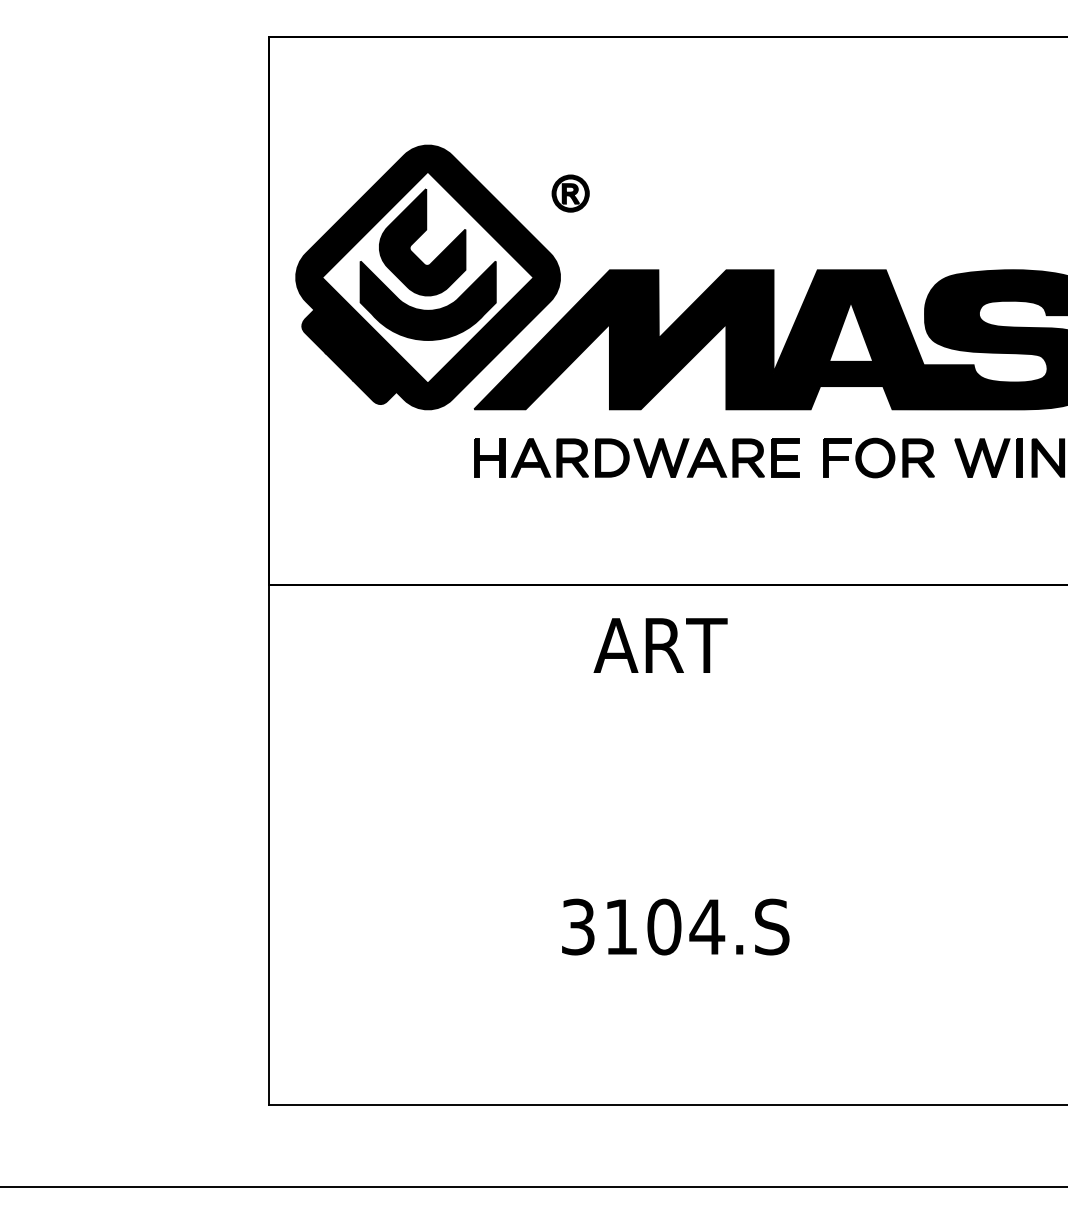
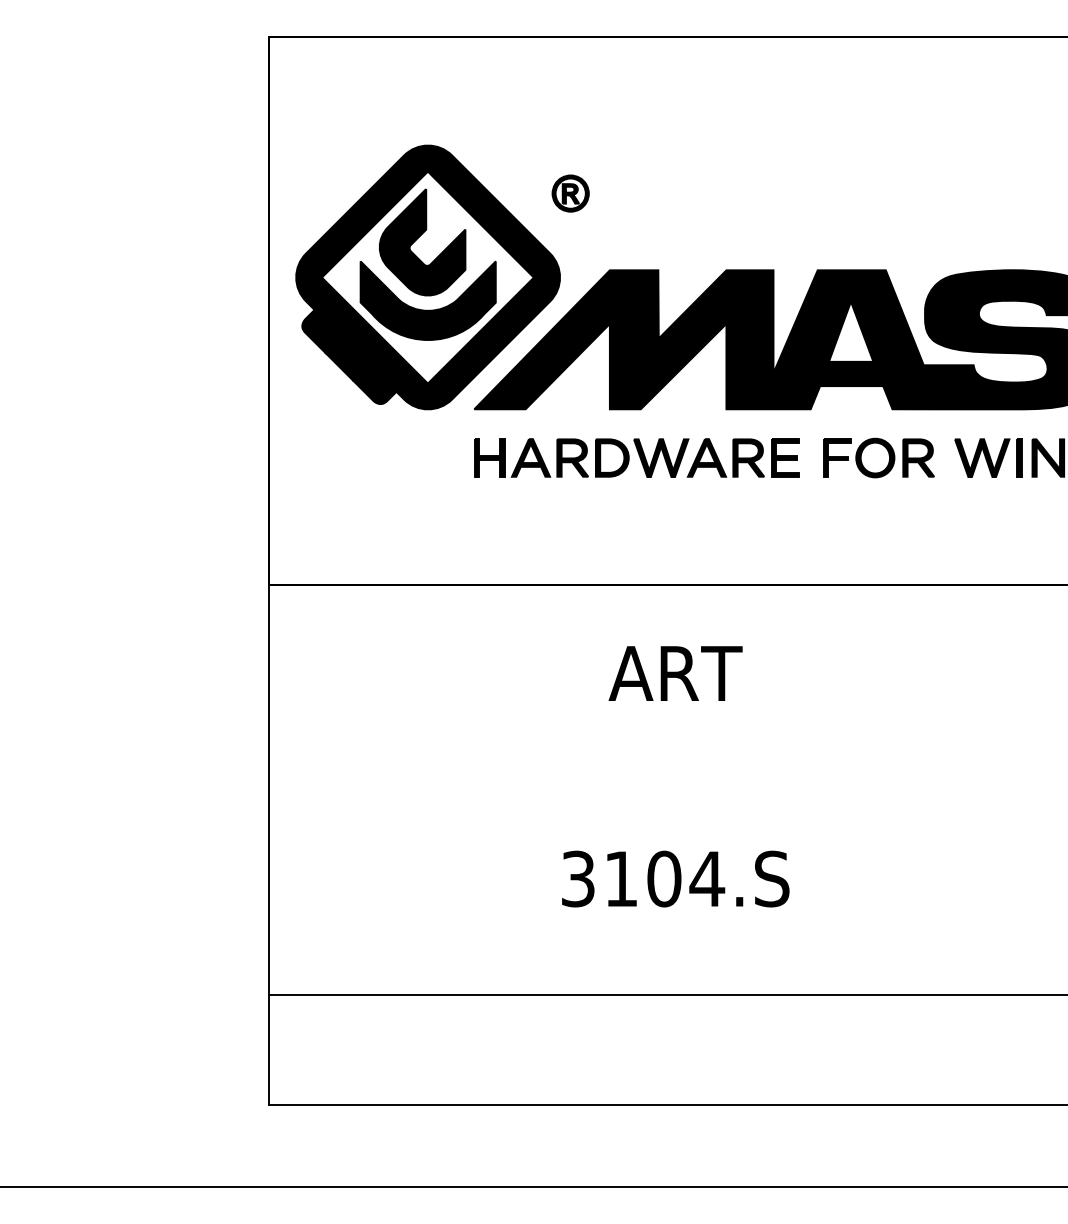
text position: (660, 645) -> (675, 673) (675, 673)
text position: (675, 926) -> (675, 878) (675, 878)
line: none -> present (666, 995)
